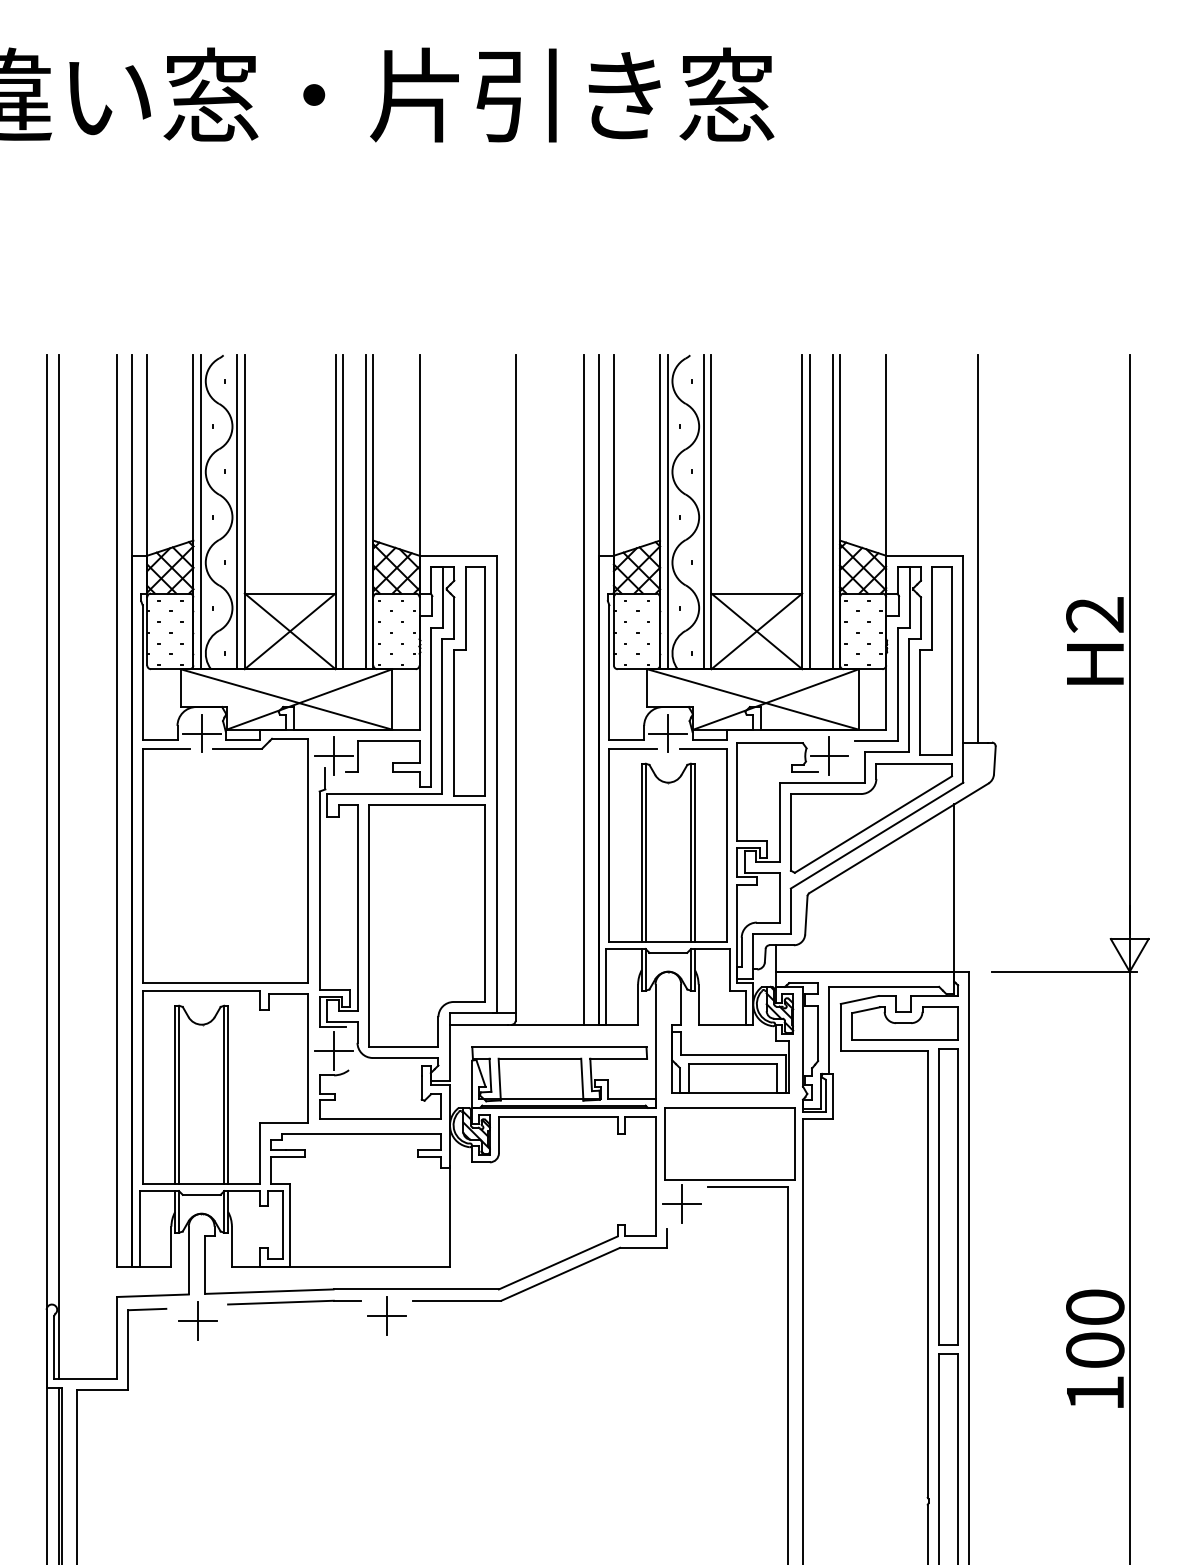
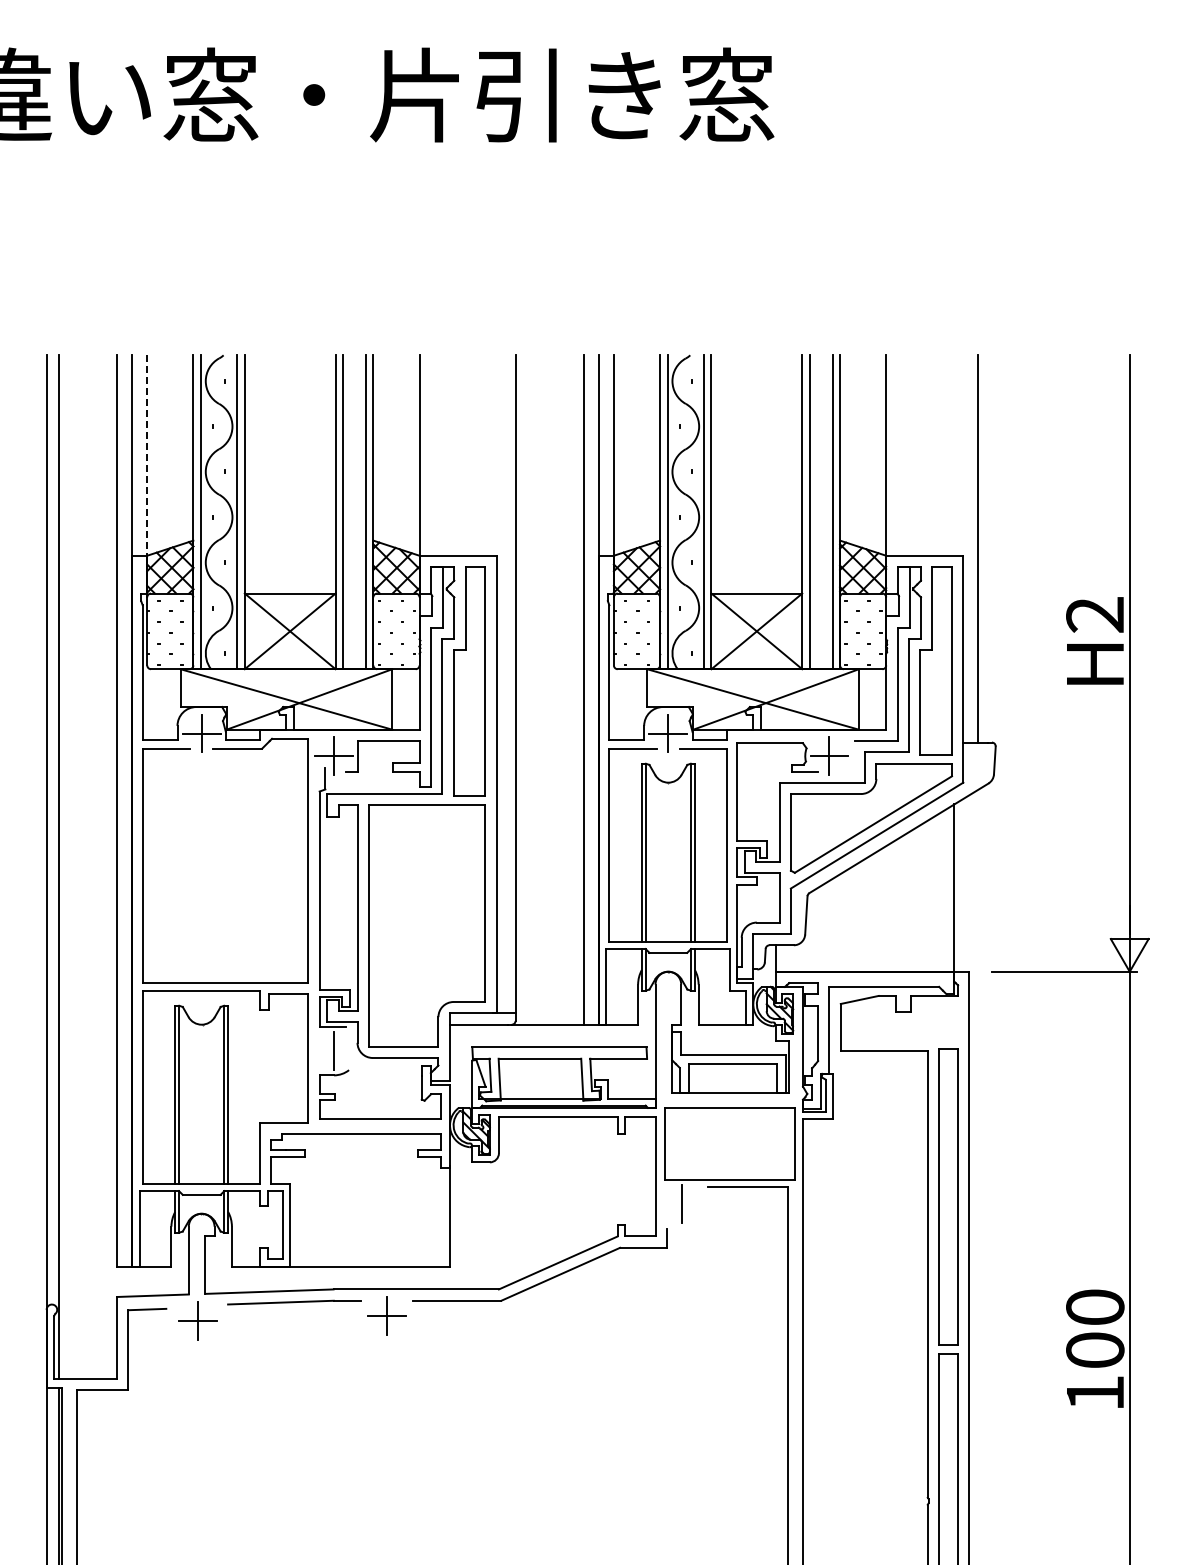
line: solid -> dashed (147, 457)
part: present -> none (904, 1023)
line: present -> none (333, 1051)
line: present -> none (681, 1203)
